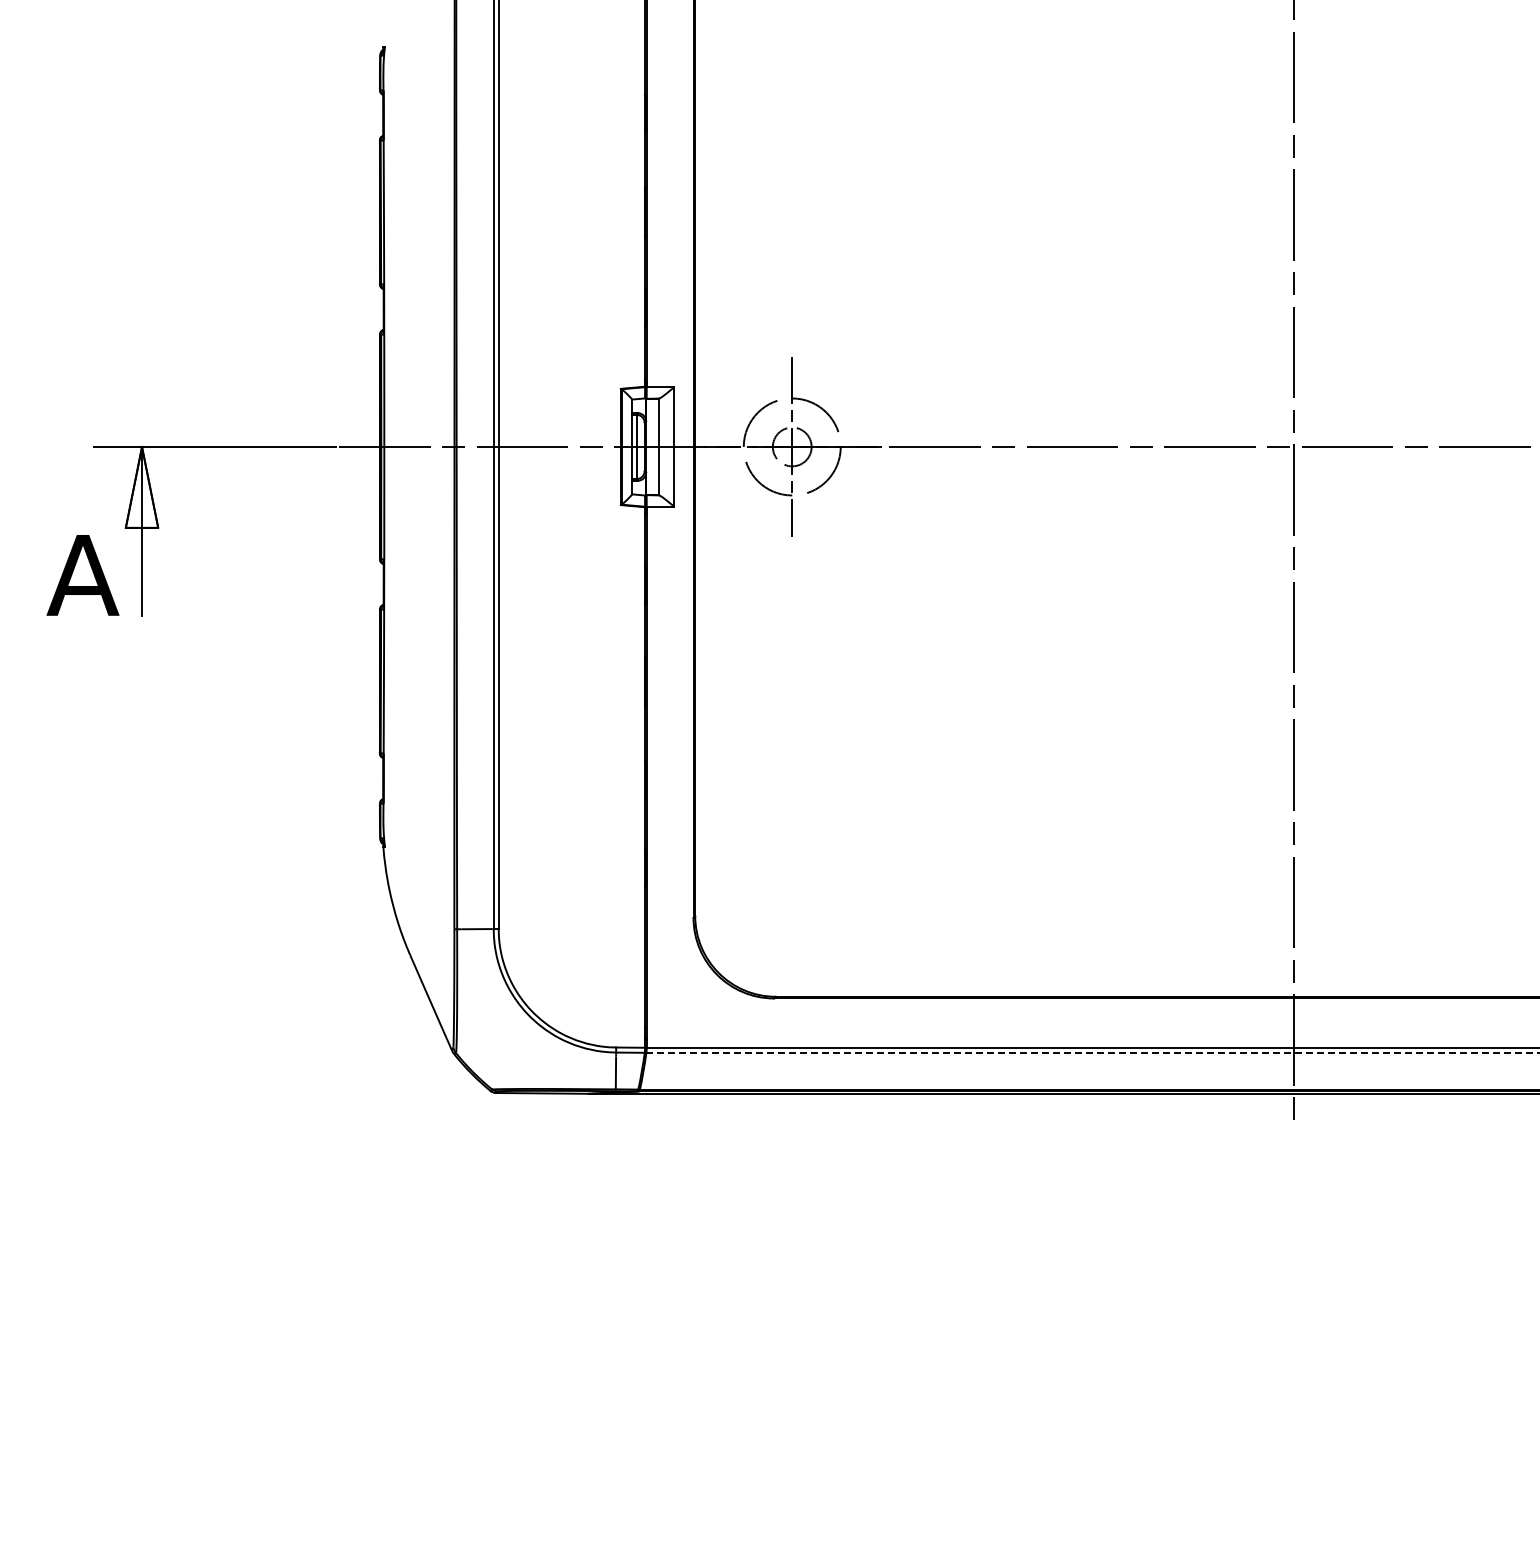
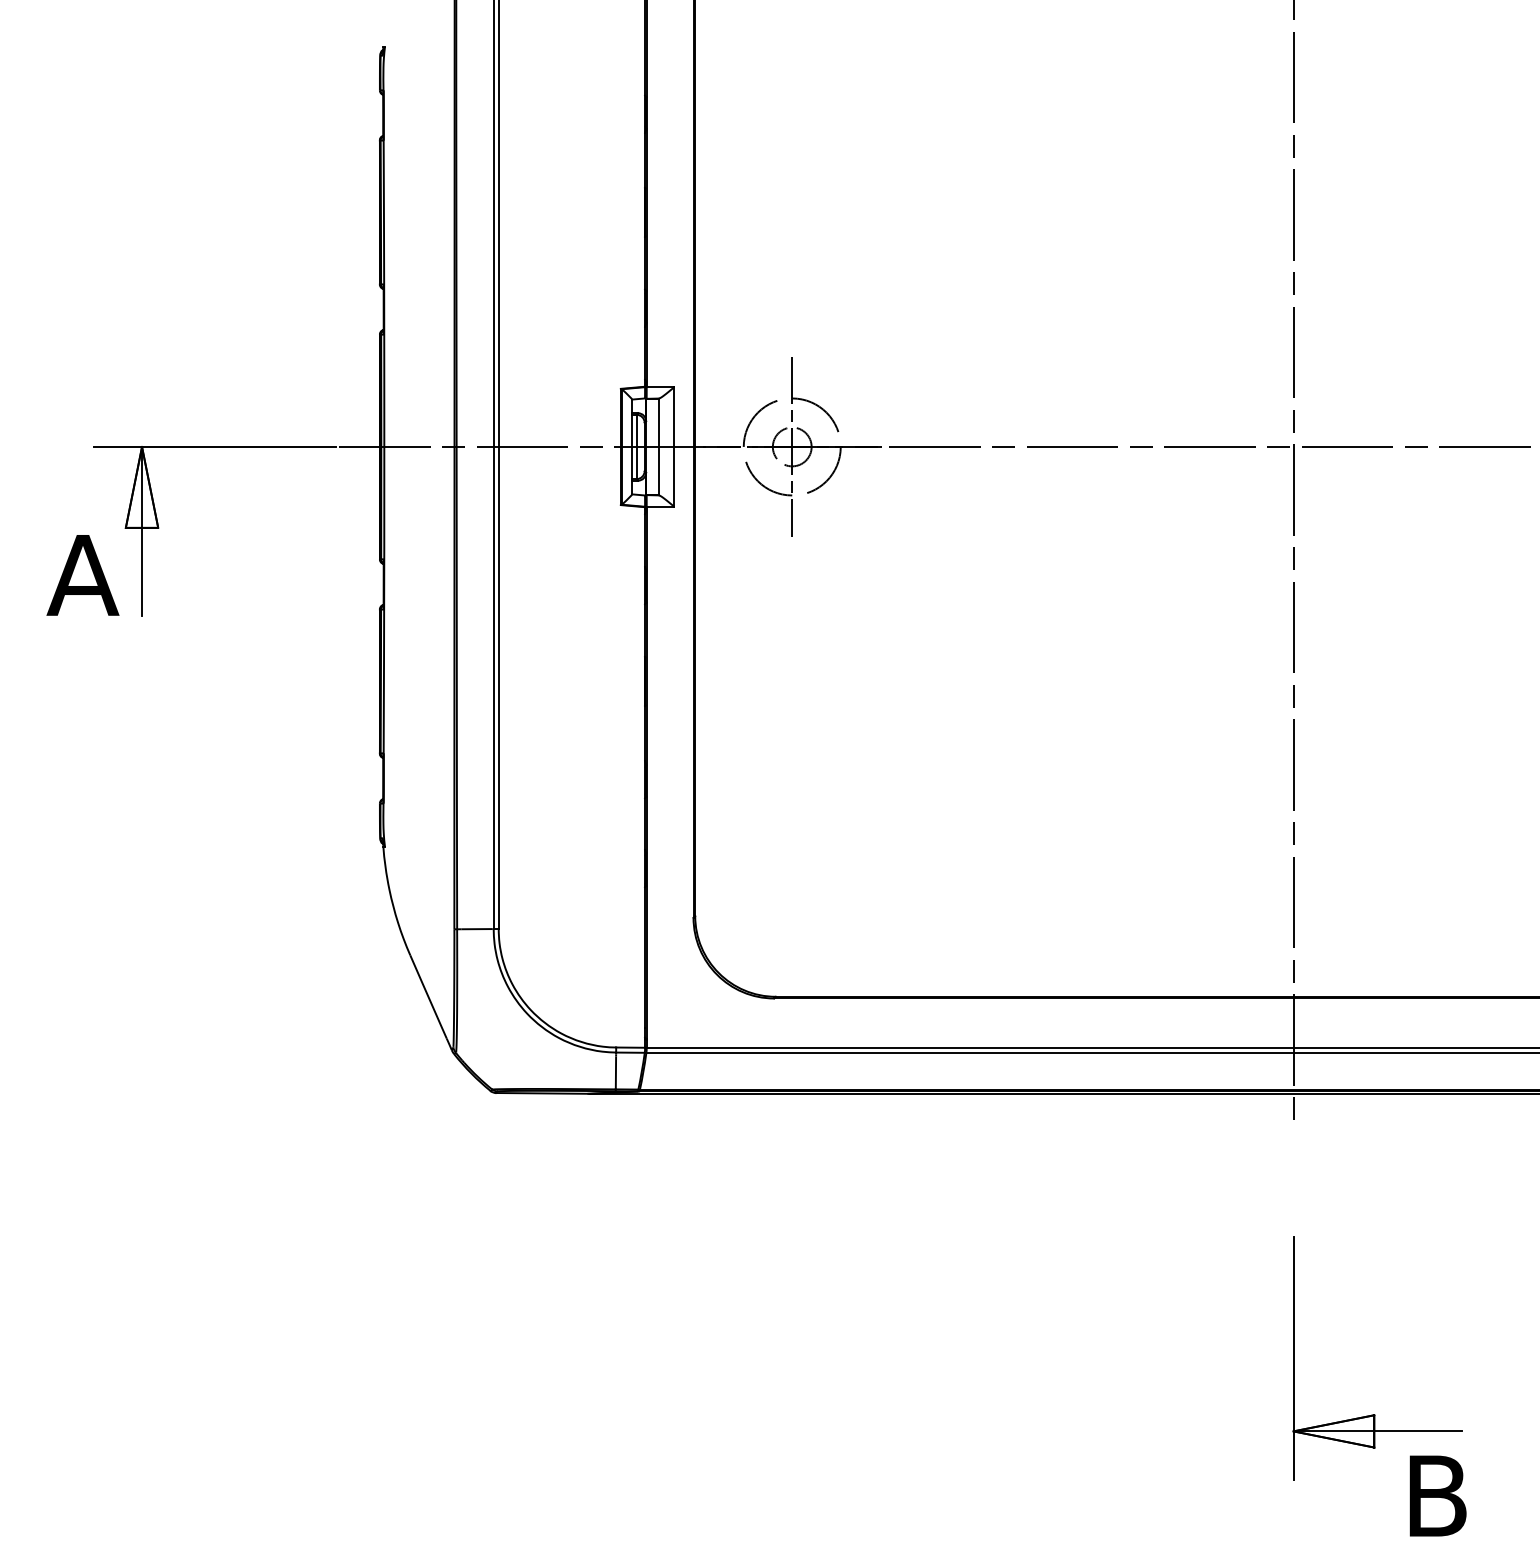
line: dashed -> solid (1093, 1052)
part: none -> present (1375, 1414)
